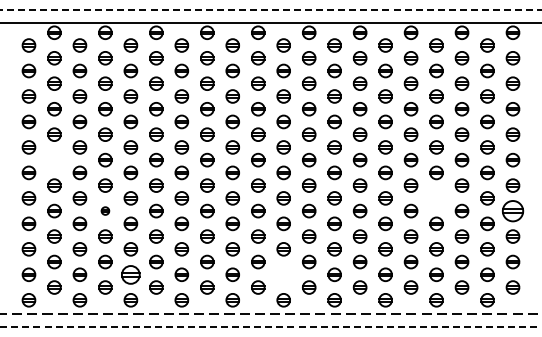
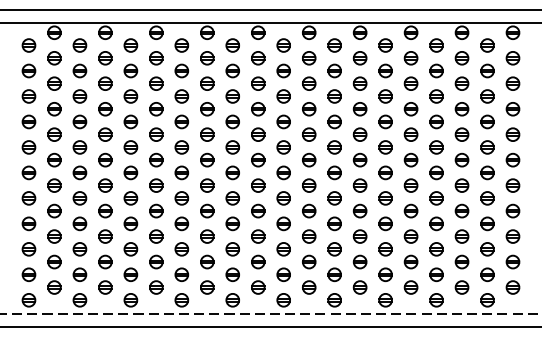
line: dashed -> solid (270, 9)
part: none -> present (54, 159)
part: none -> present (436, 198)
part size: 11x10 px -> 15x16 px (105, 210)
part size: 24x23 px -> 16x16 px (512, 210)
part size: 20x20 px -> 16x15 px (130, 274)
part: none -> present (283, 274)
line: dashed -> solid (271, 327)
